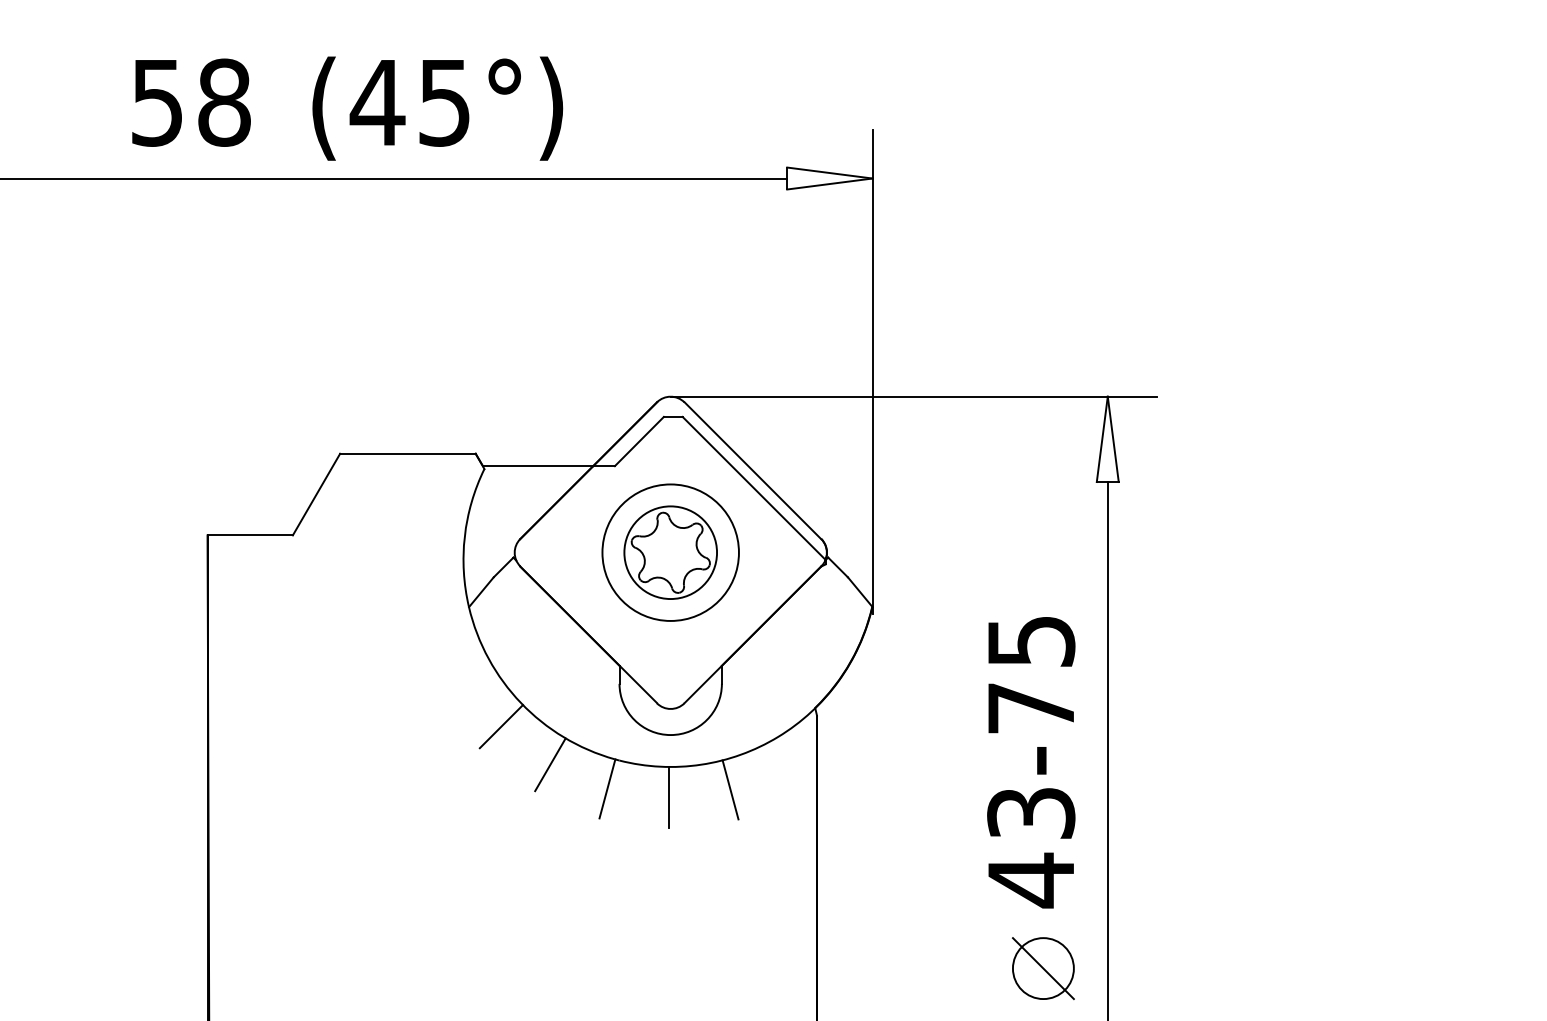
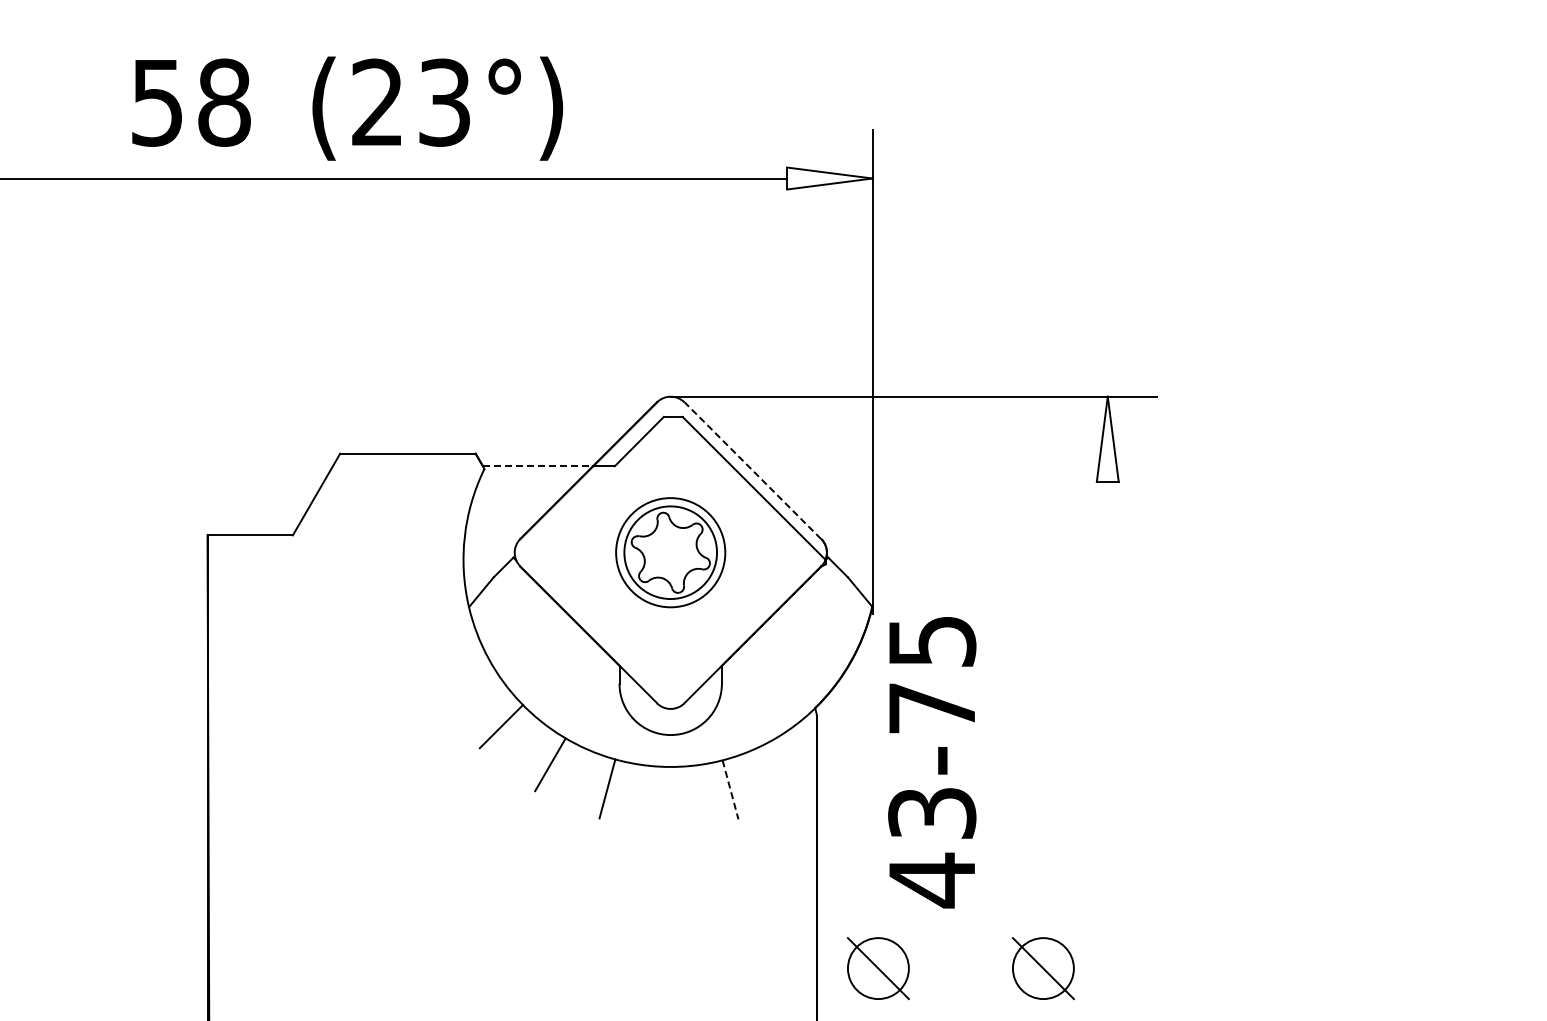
text: (45°) -> (23°) (409, 102)
line: solid -> dashed (538, 466)
line: solid -> dashed (752, 470)
circle diameter: 137 px -> 109 px (670, 552)
line: present -> none (1107, 749)
text position: (1031, 762) -> (932, 762) (932, 762)
line: solid -> dashed (730, 789)
line: present -> none (669, 796)
part: none -> present (878, 968)
